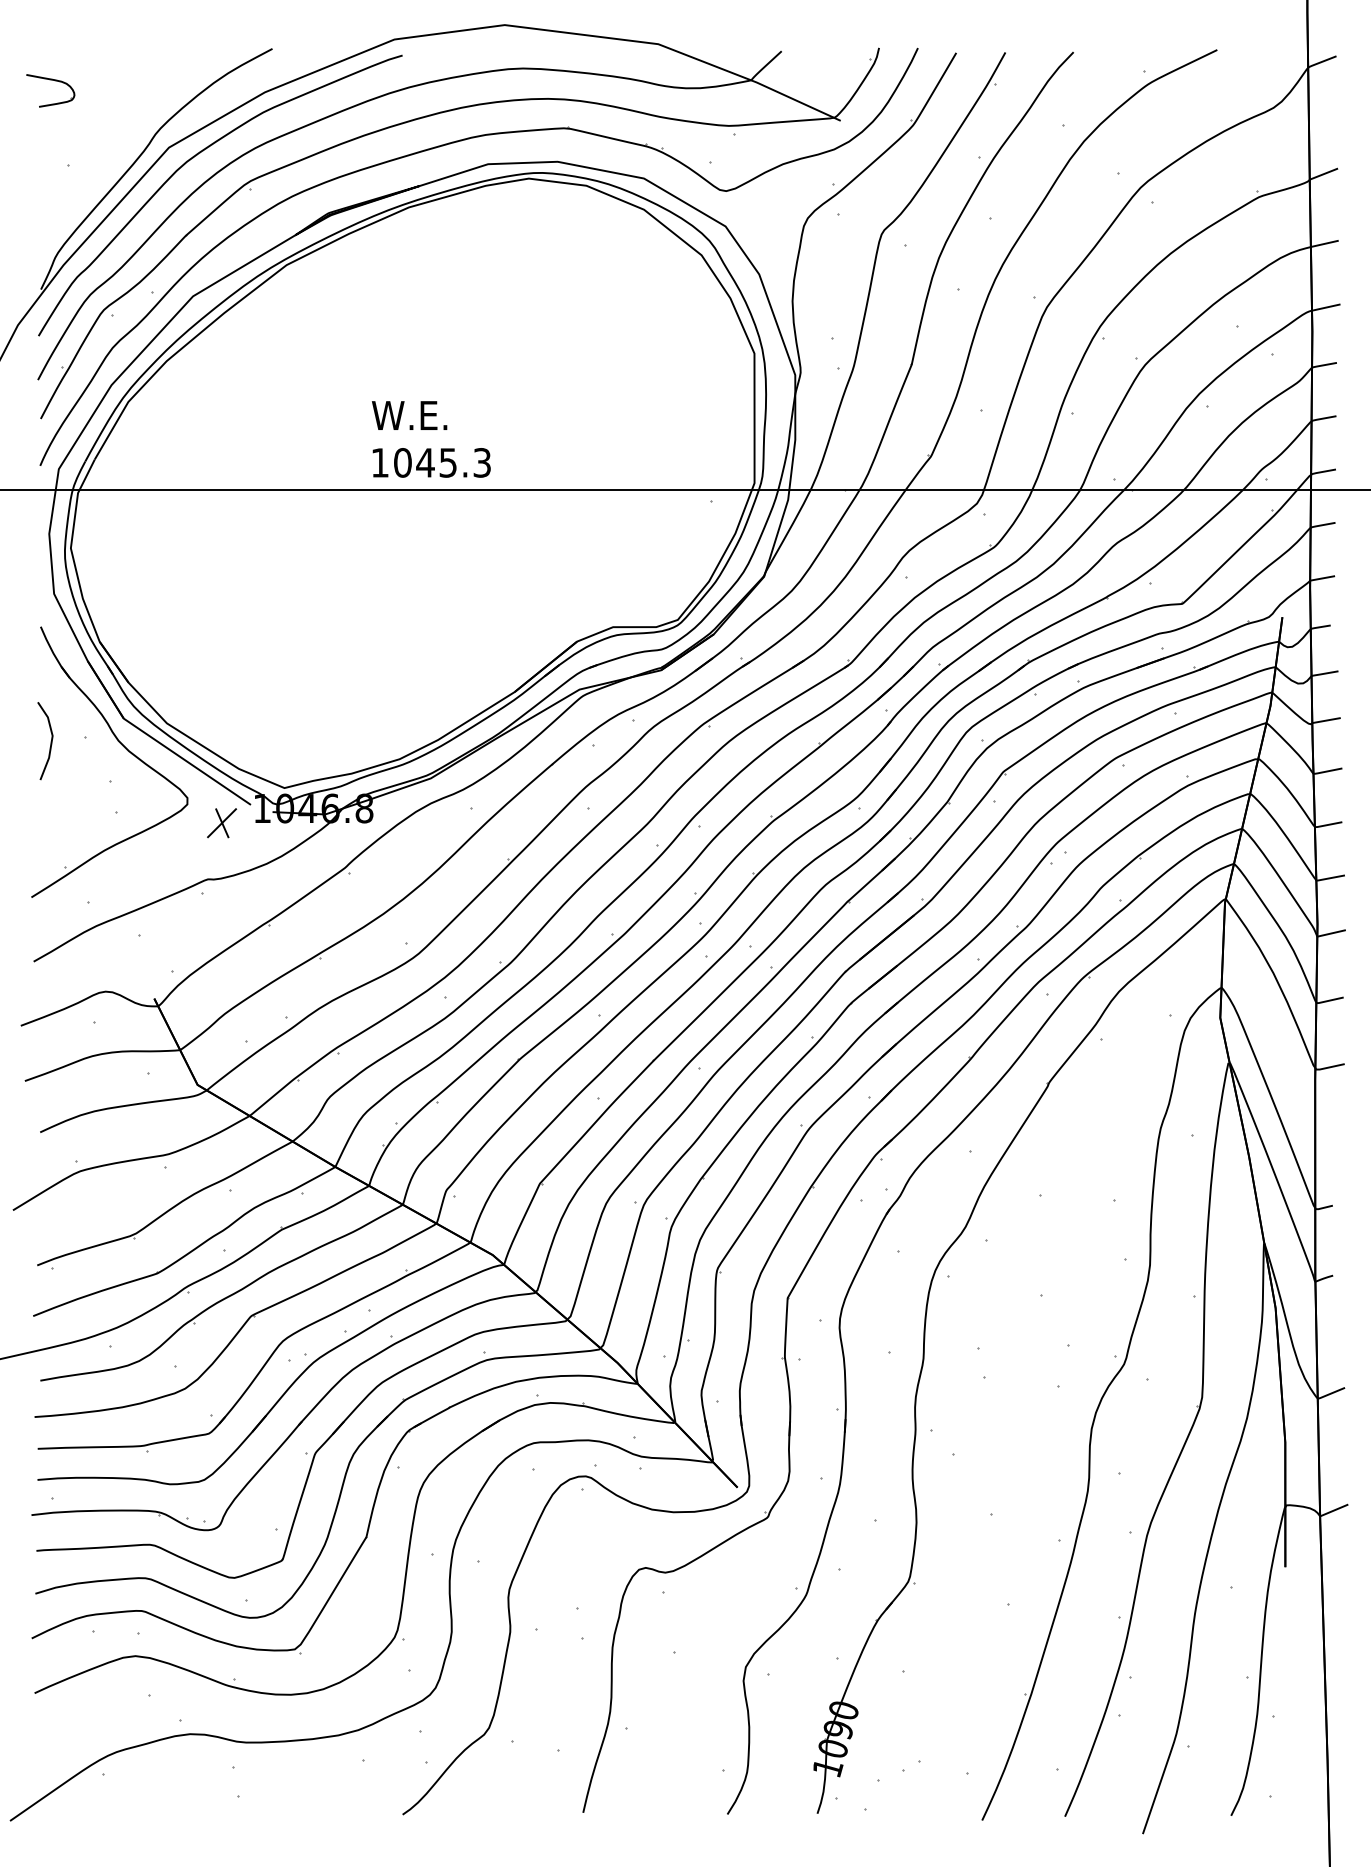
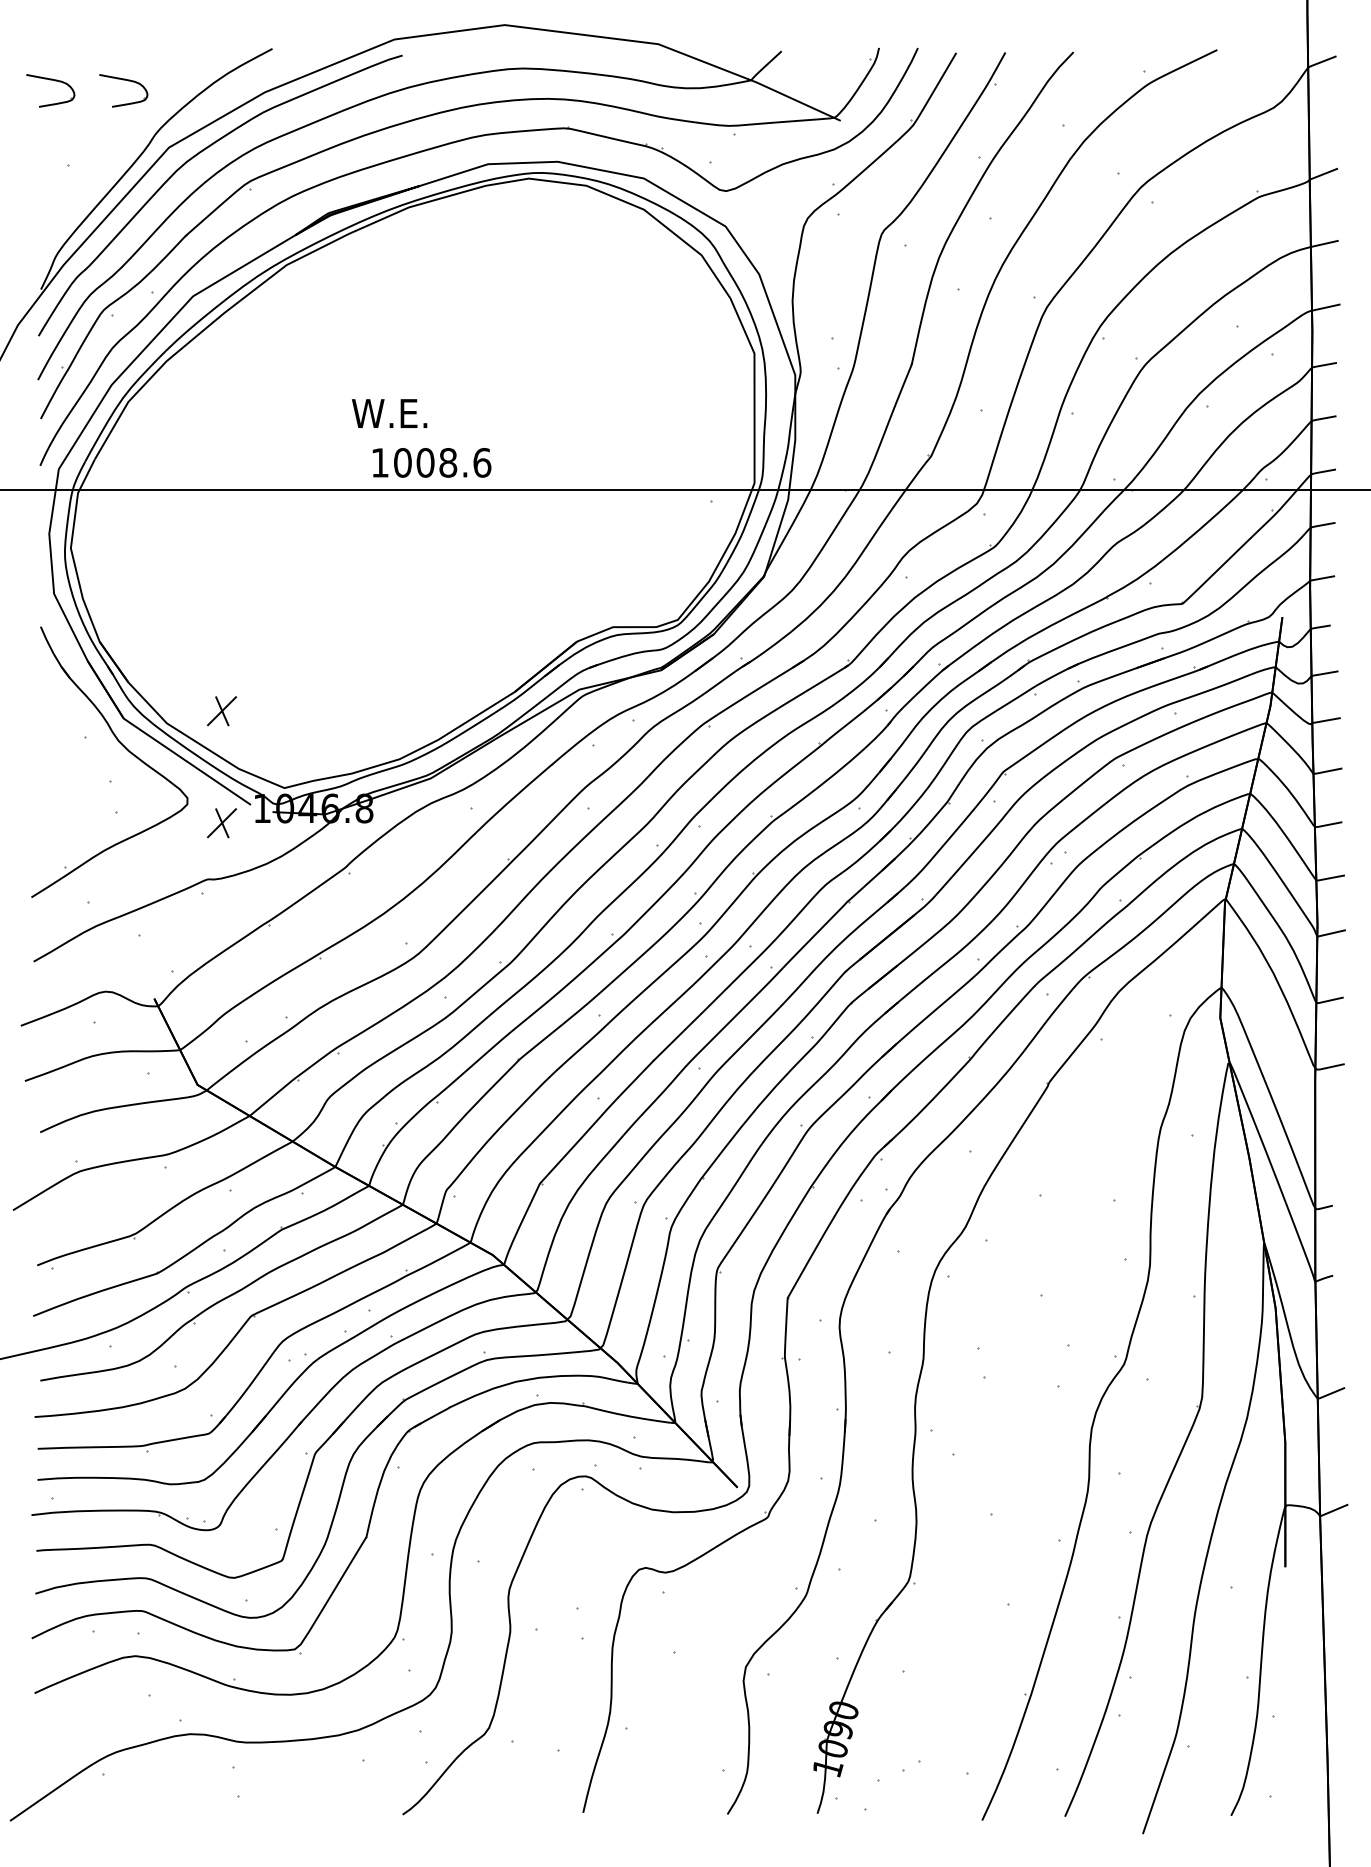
part: none -> present (123, 80)
text position: (409, 415) -> (389, 413) (389, 413)
text: 1045.3 -> 1008.6 (453, 462)
part: none -> present (222, 711)
line: present -> none (50, 741)
